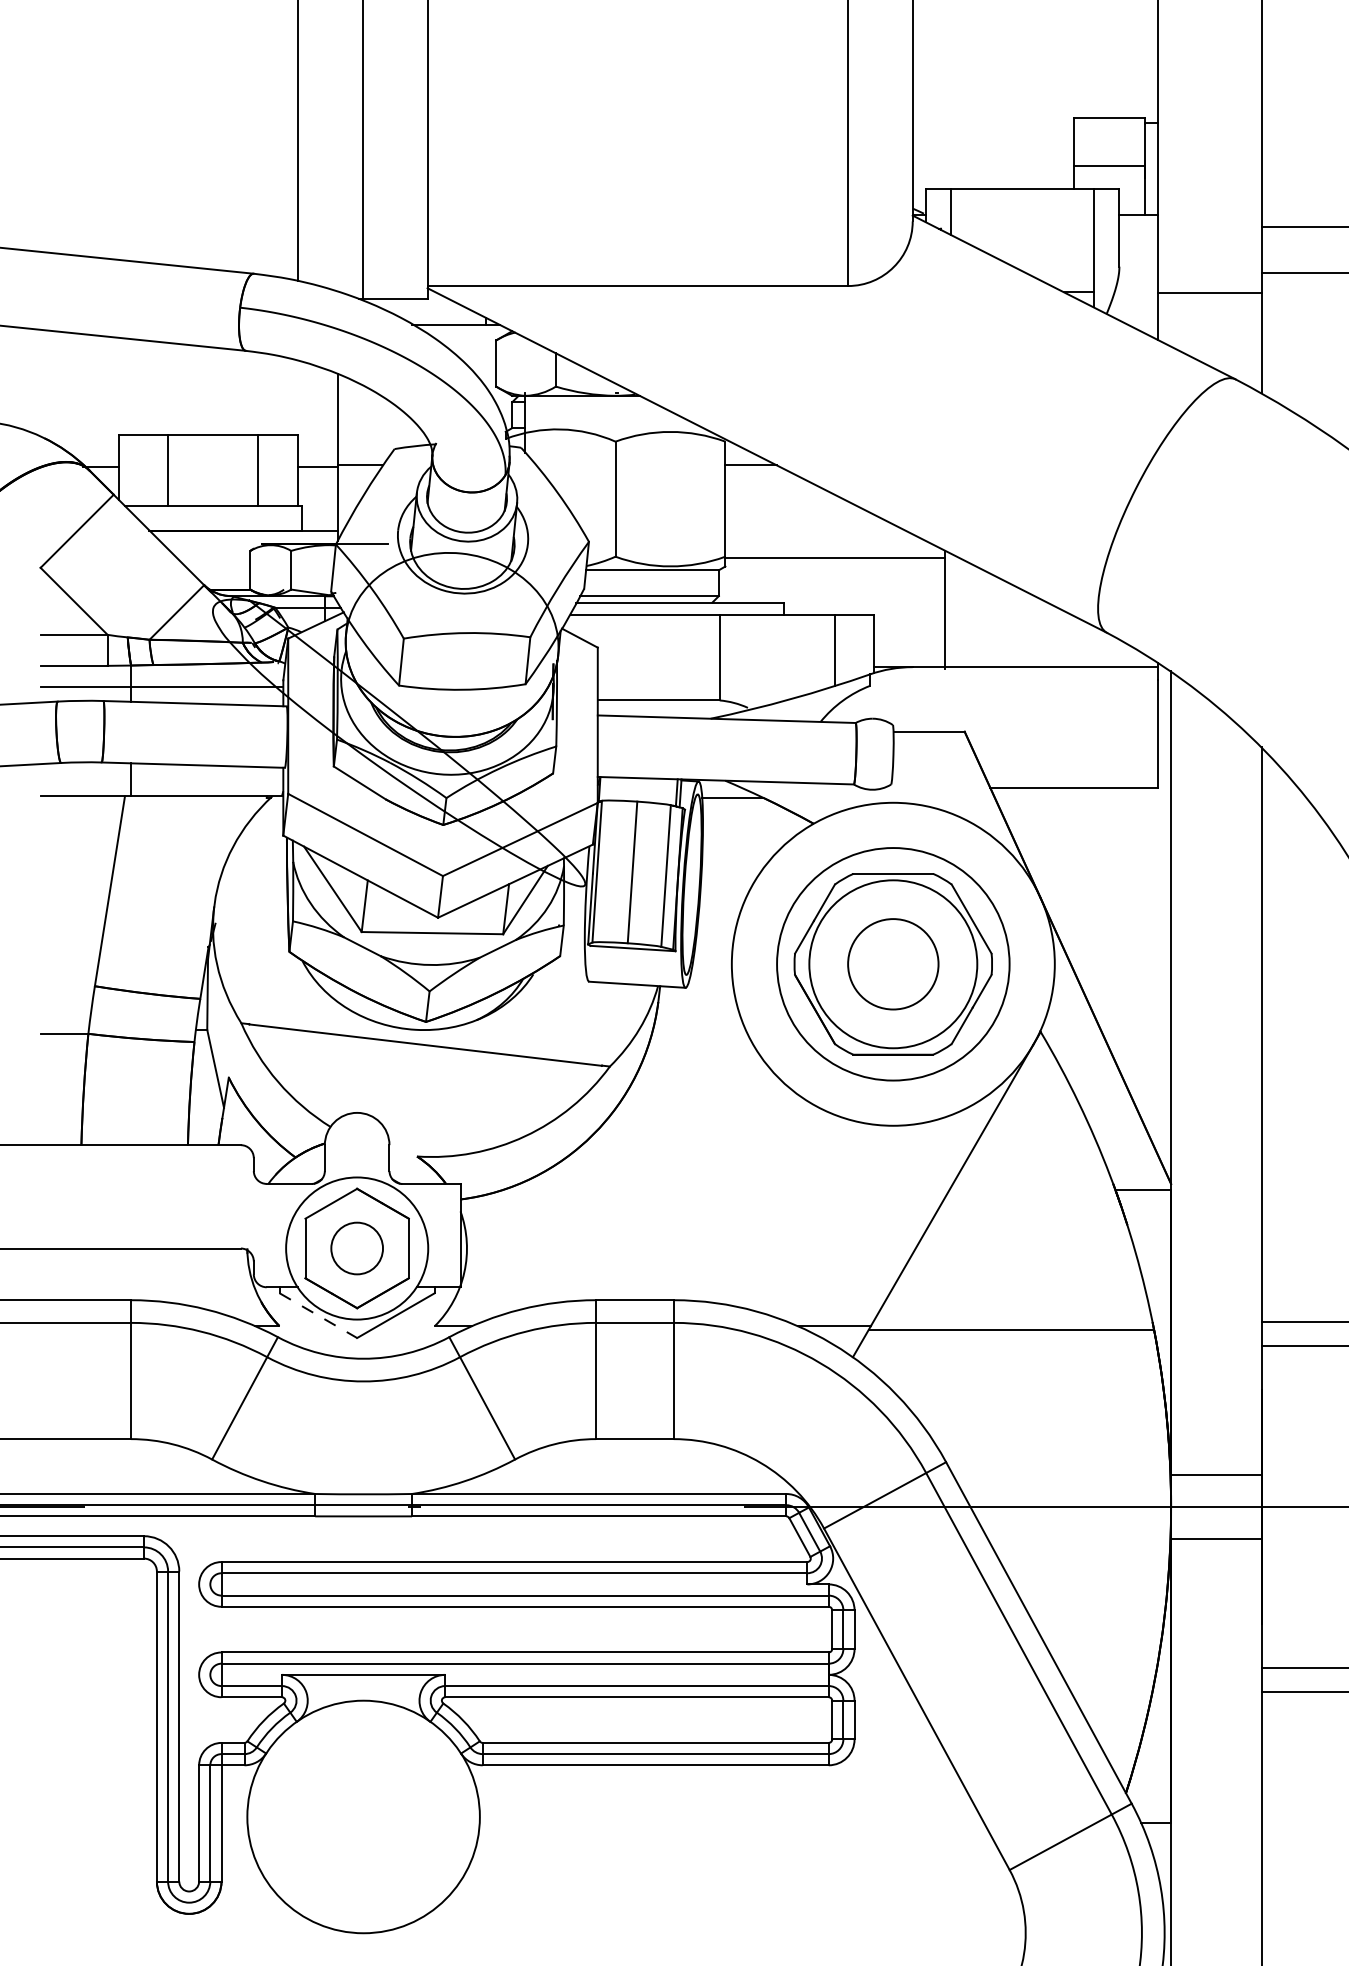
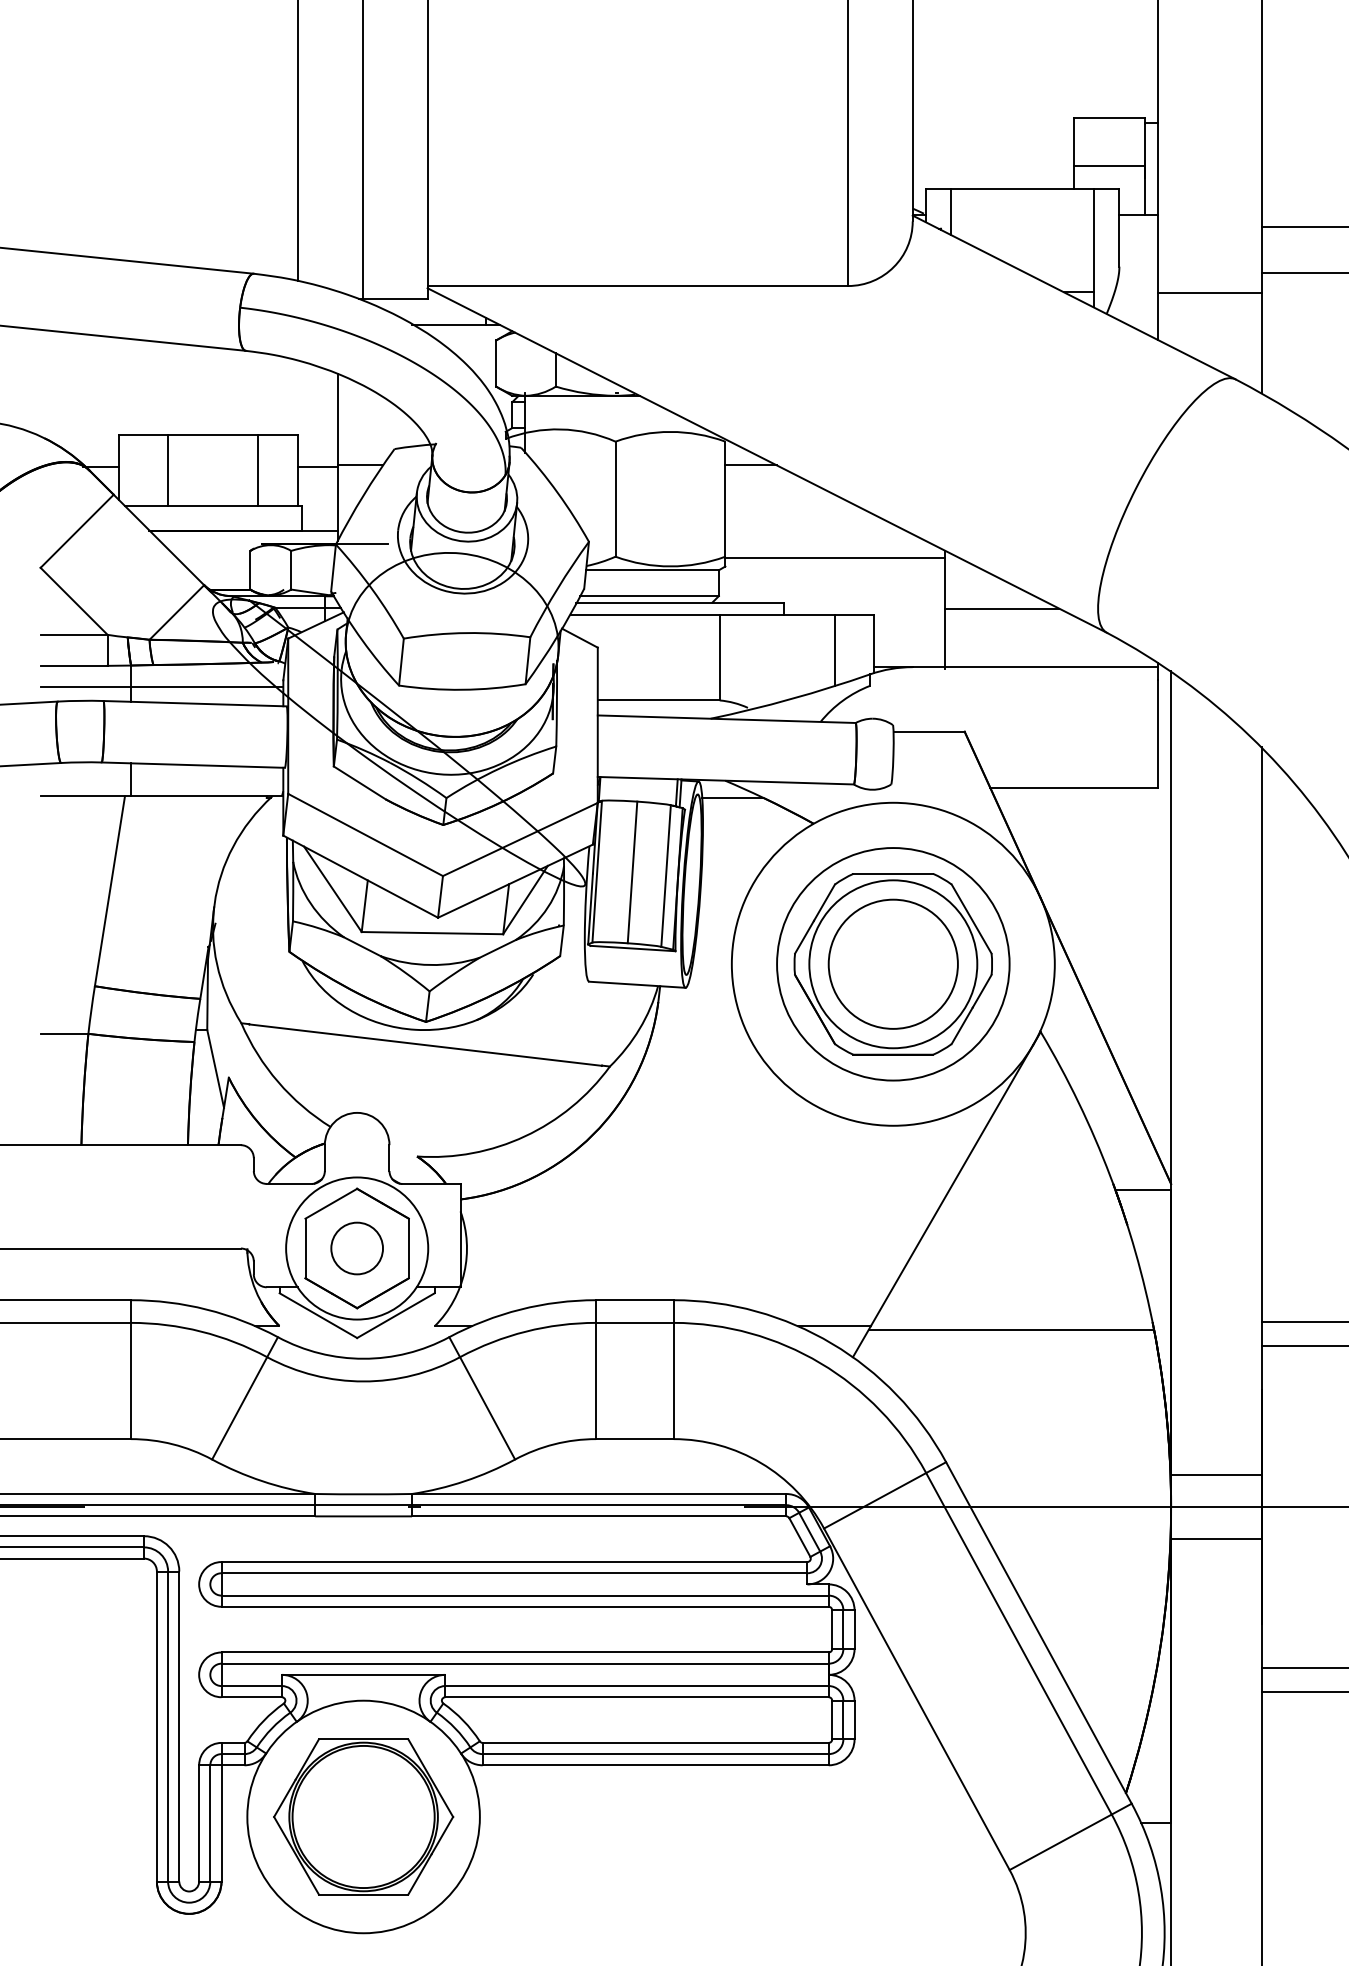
line: none -> present (1002, 608)
circle diameter: 90 px -> 129 px (892, 963)
line: dashed -> solid (318, 1315)
part: none -> present (363, 1816)
